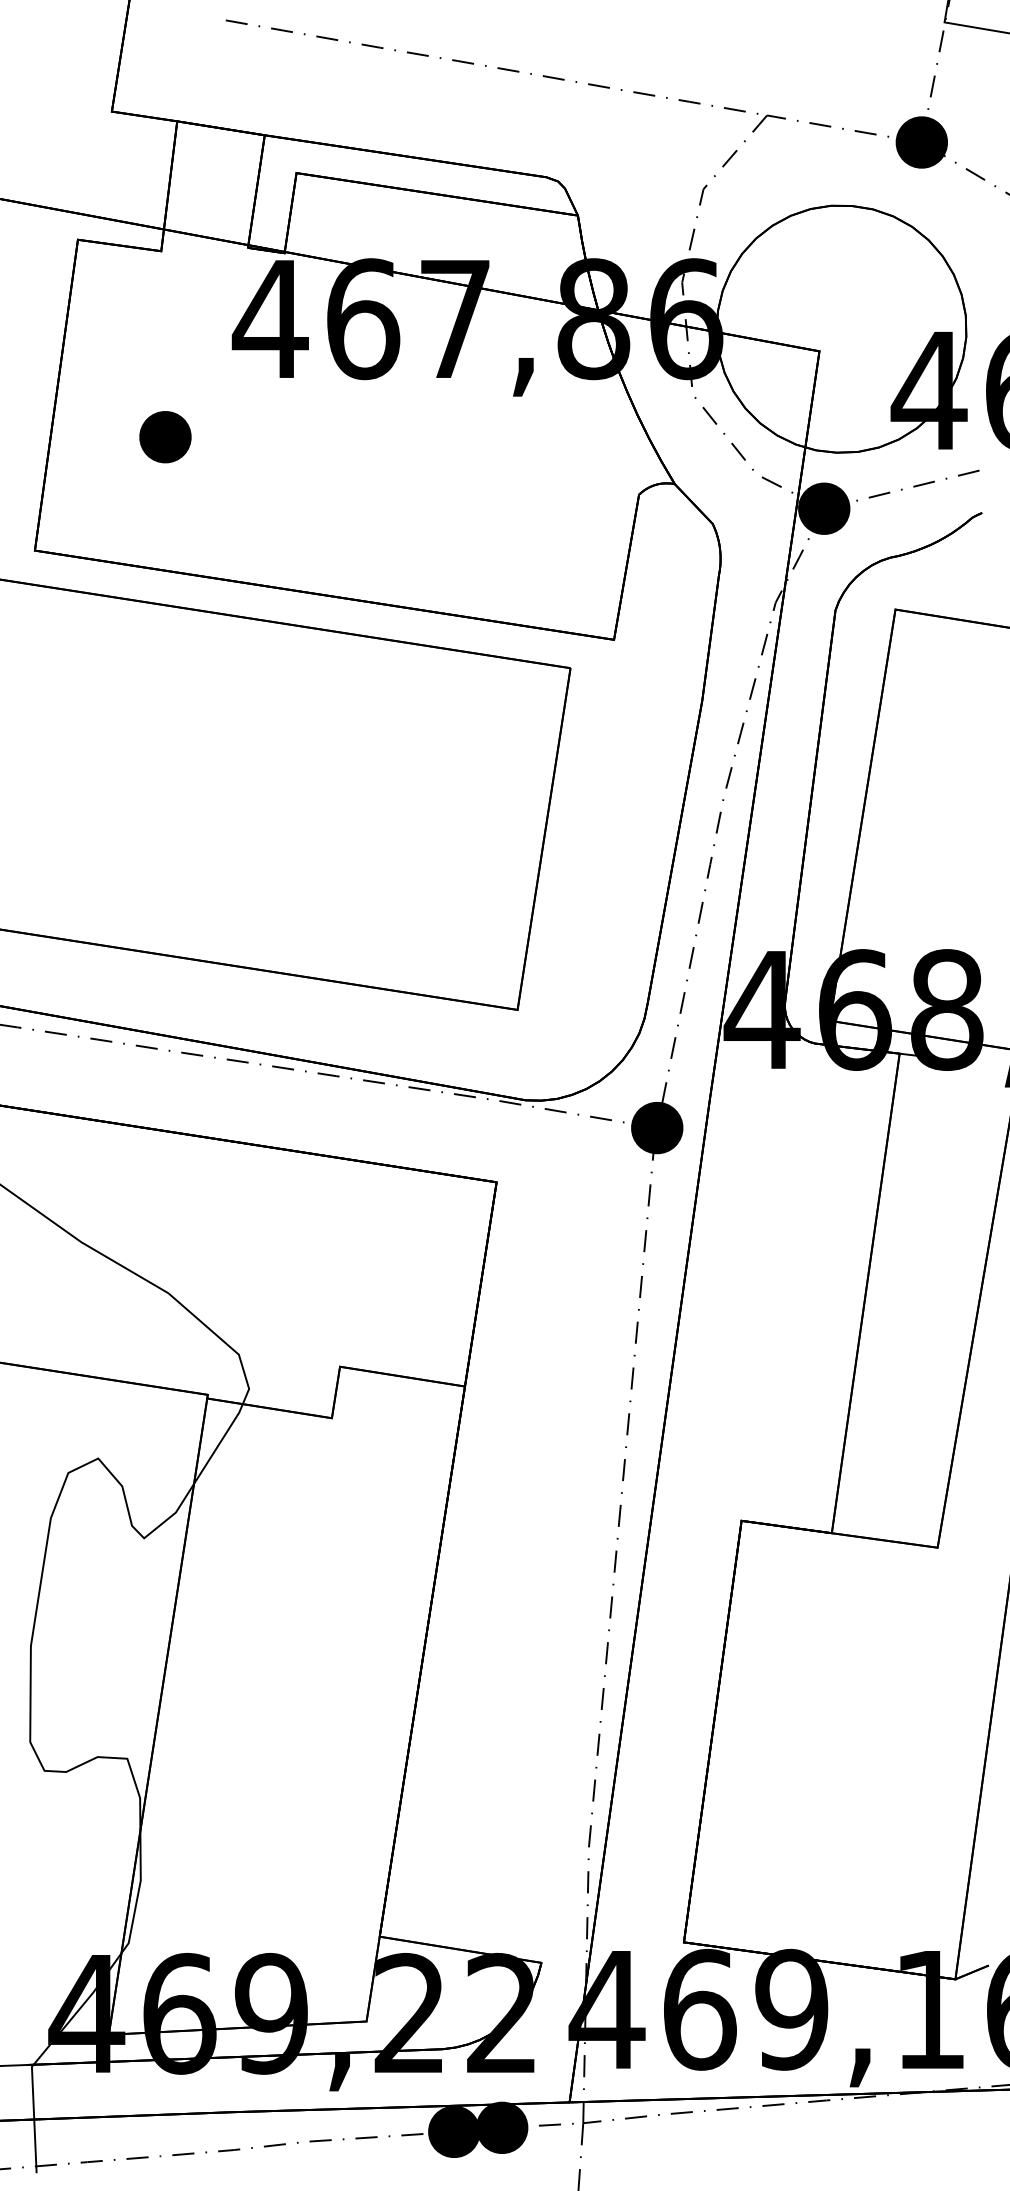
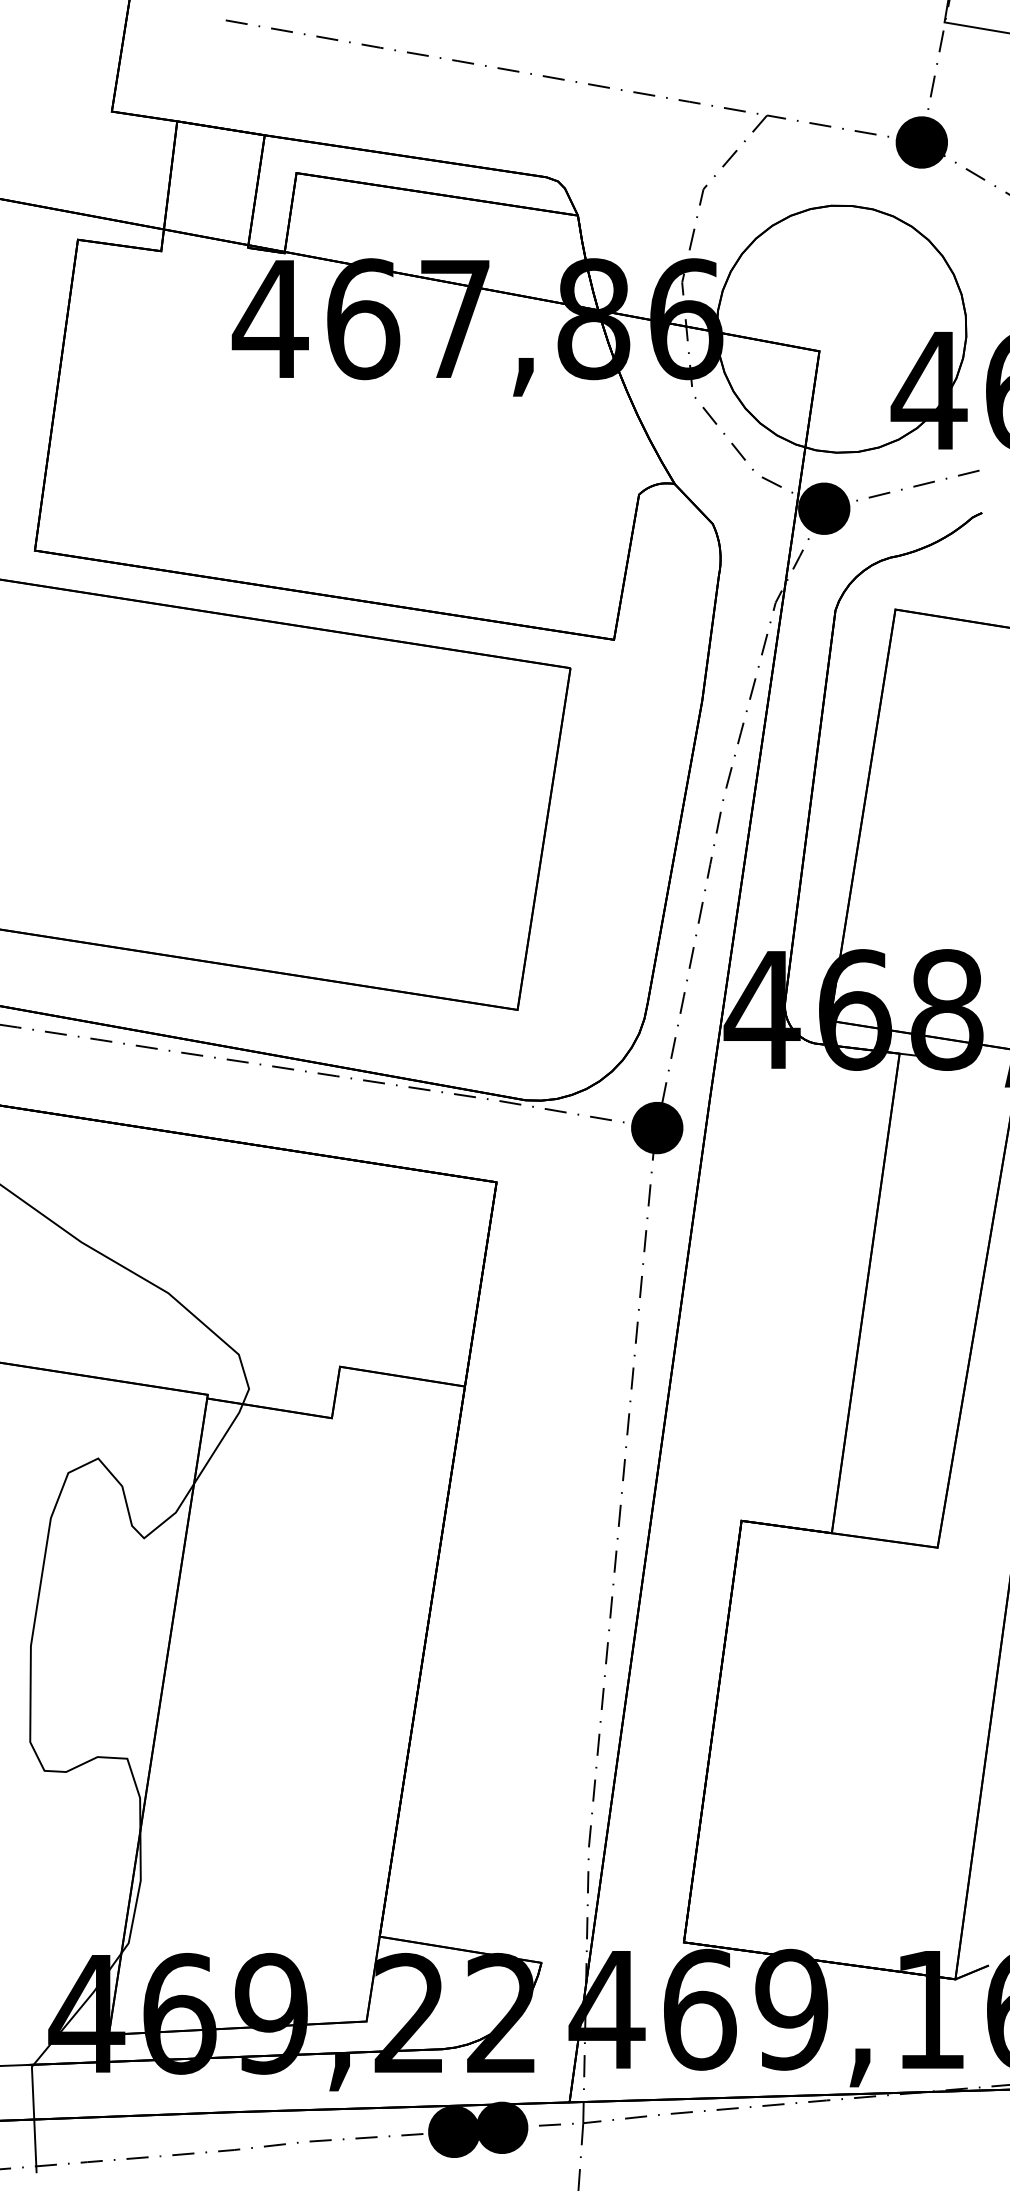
part: present -> none (165, 437)
